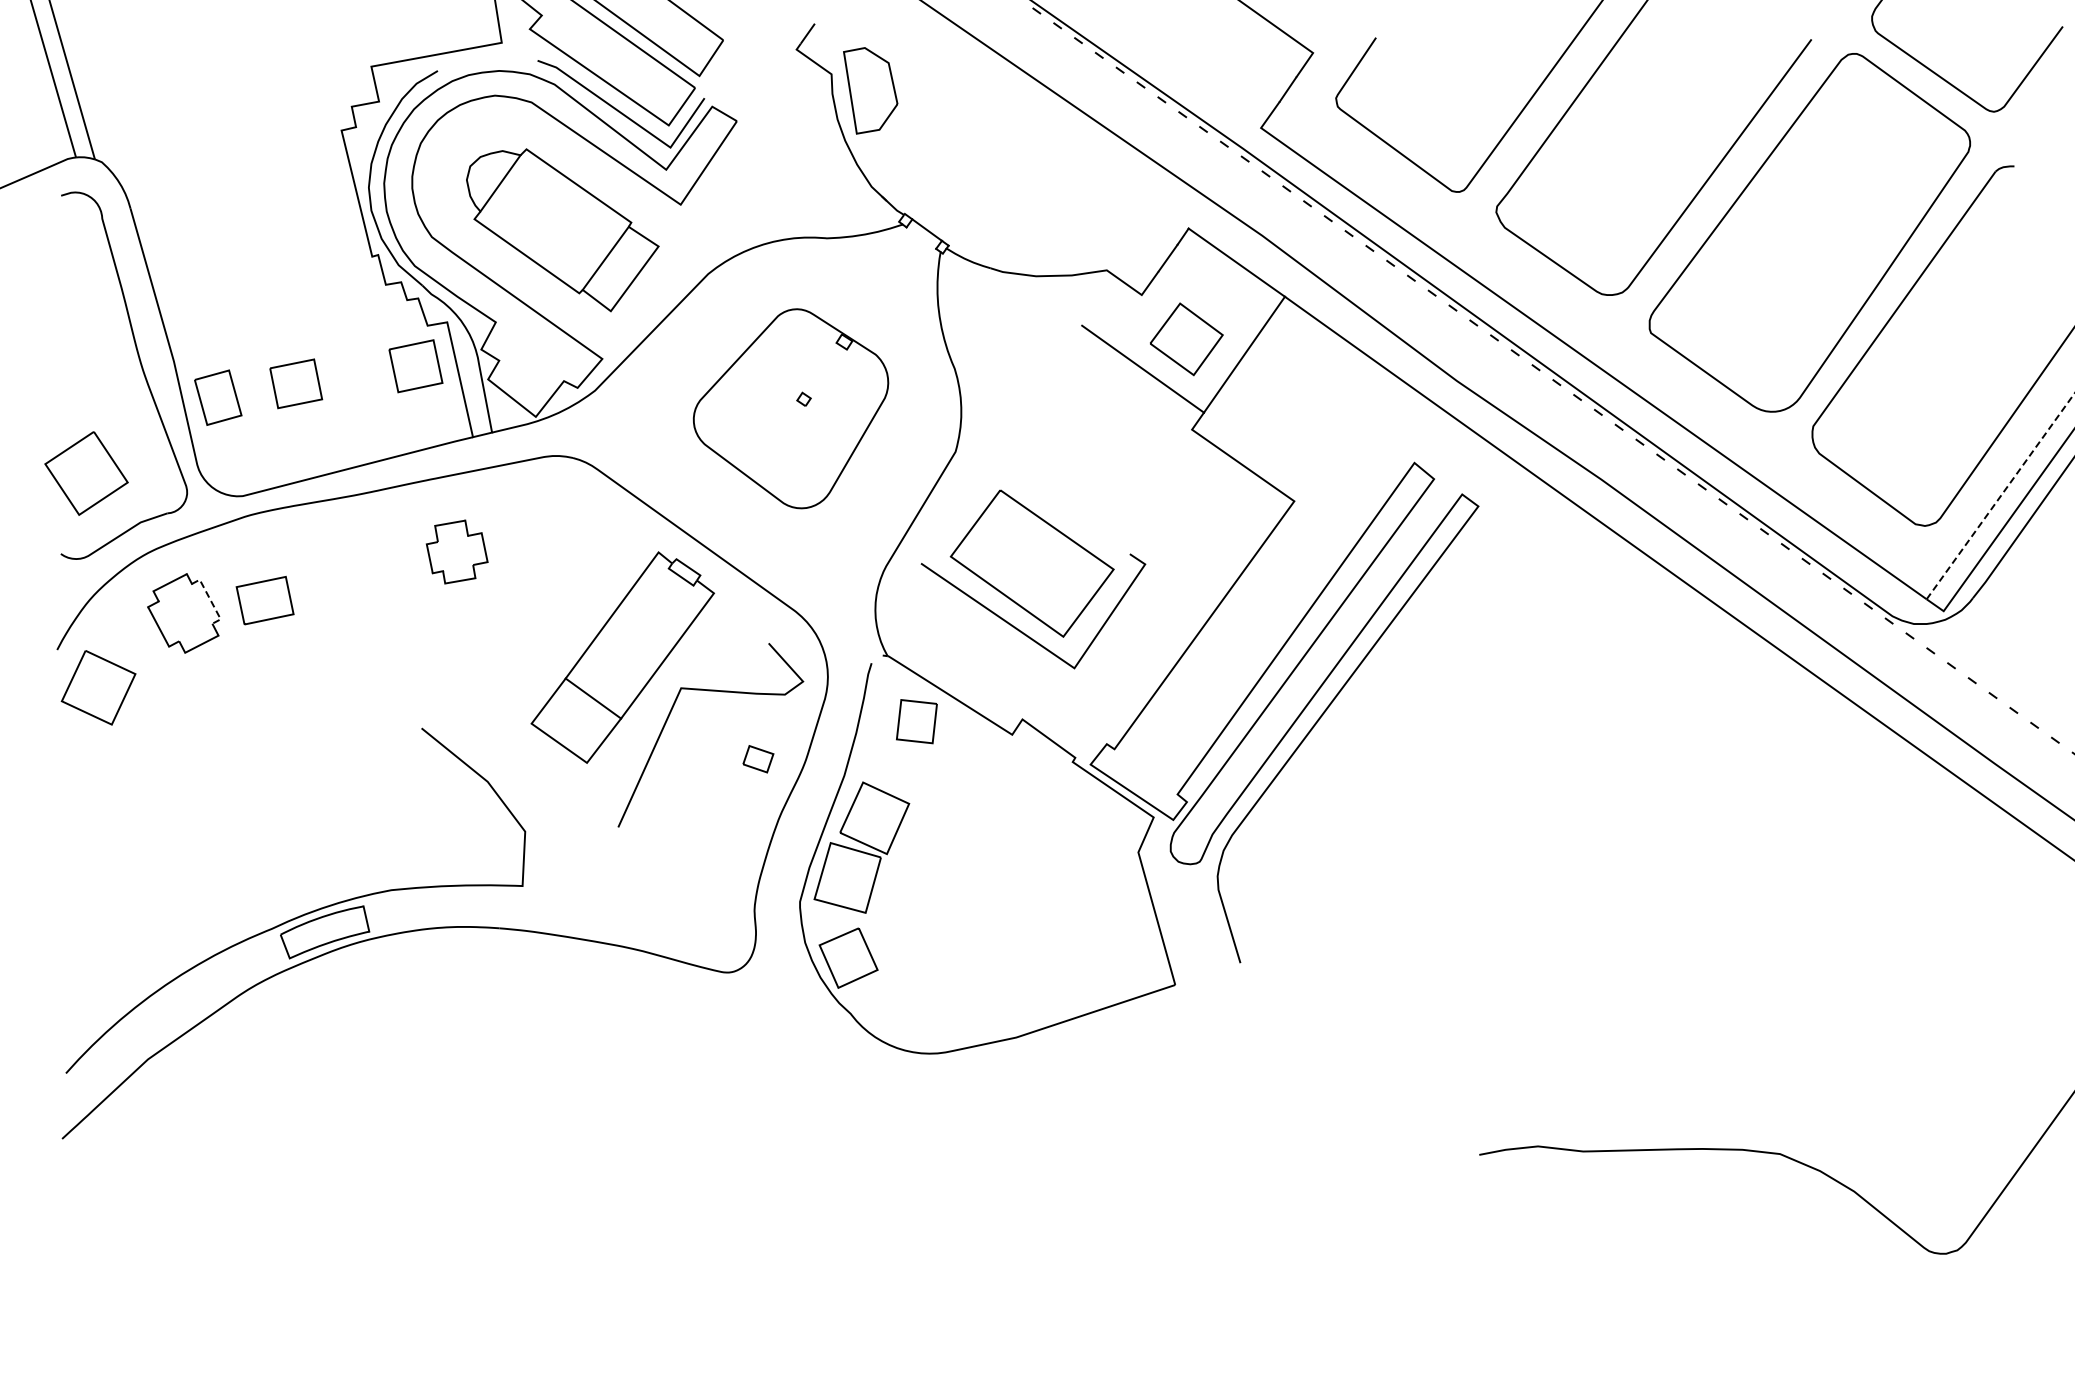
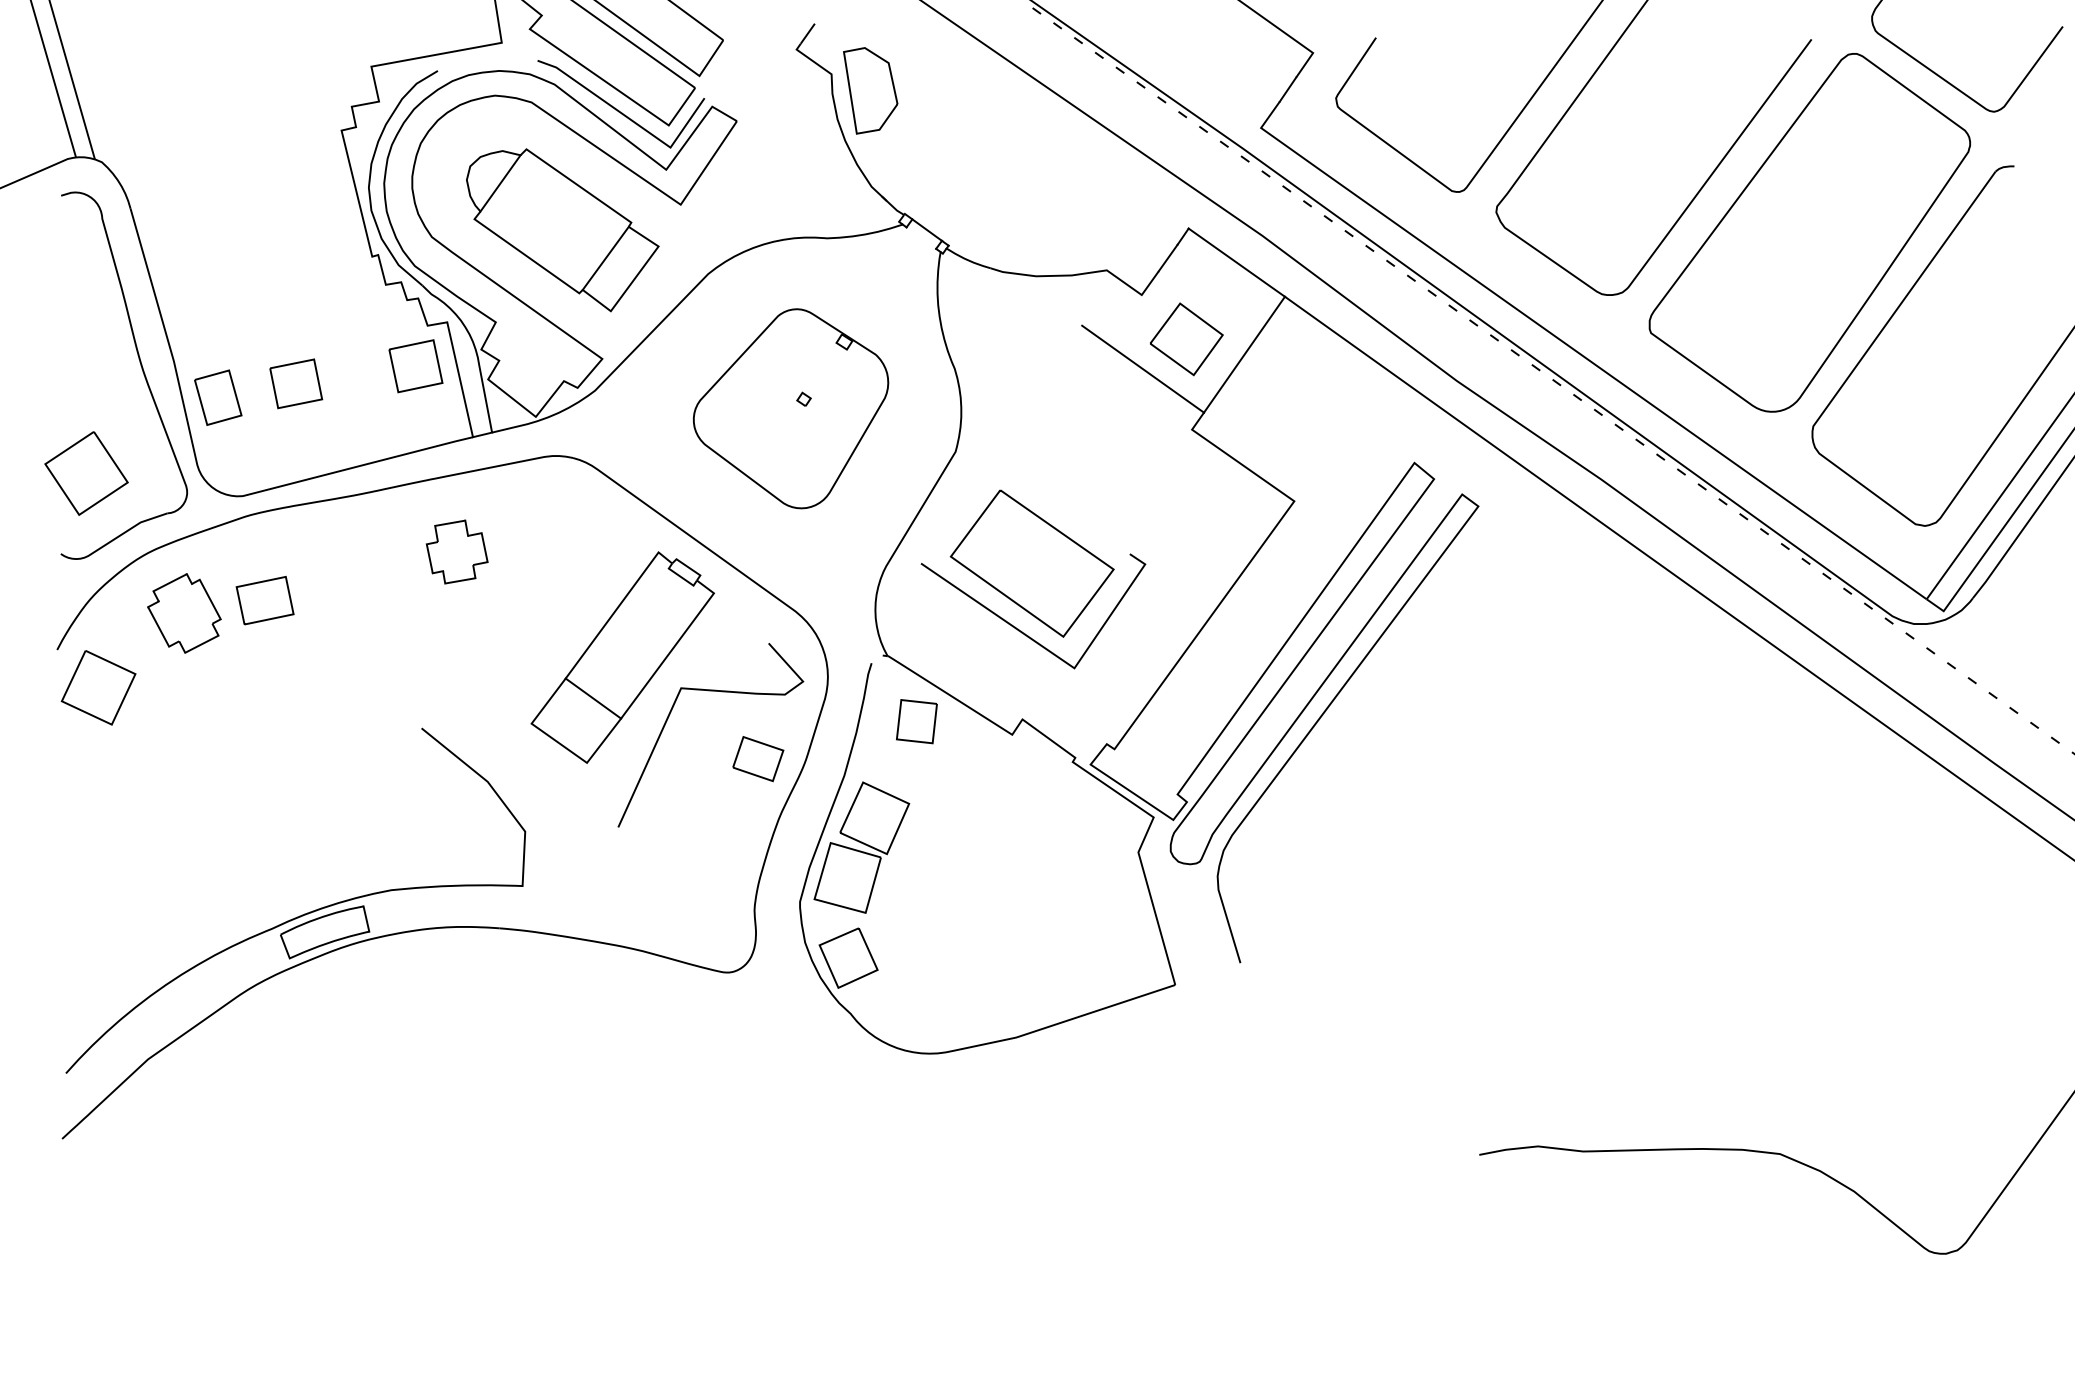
line: dashed -> solid (2000, 496)
line: dashed -> solid (210, 599)
part size: 33x29 px -> 53x47 px (758, 759)
